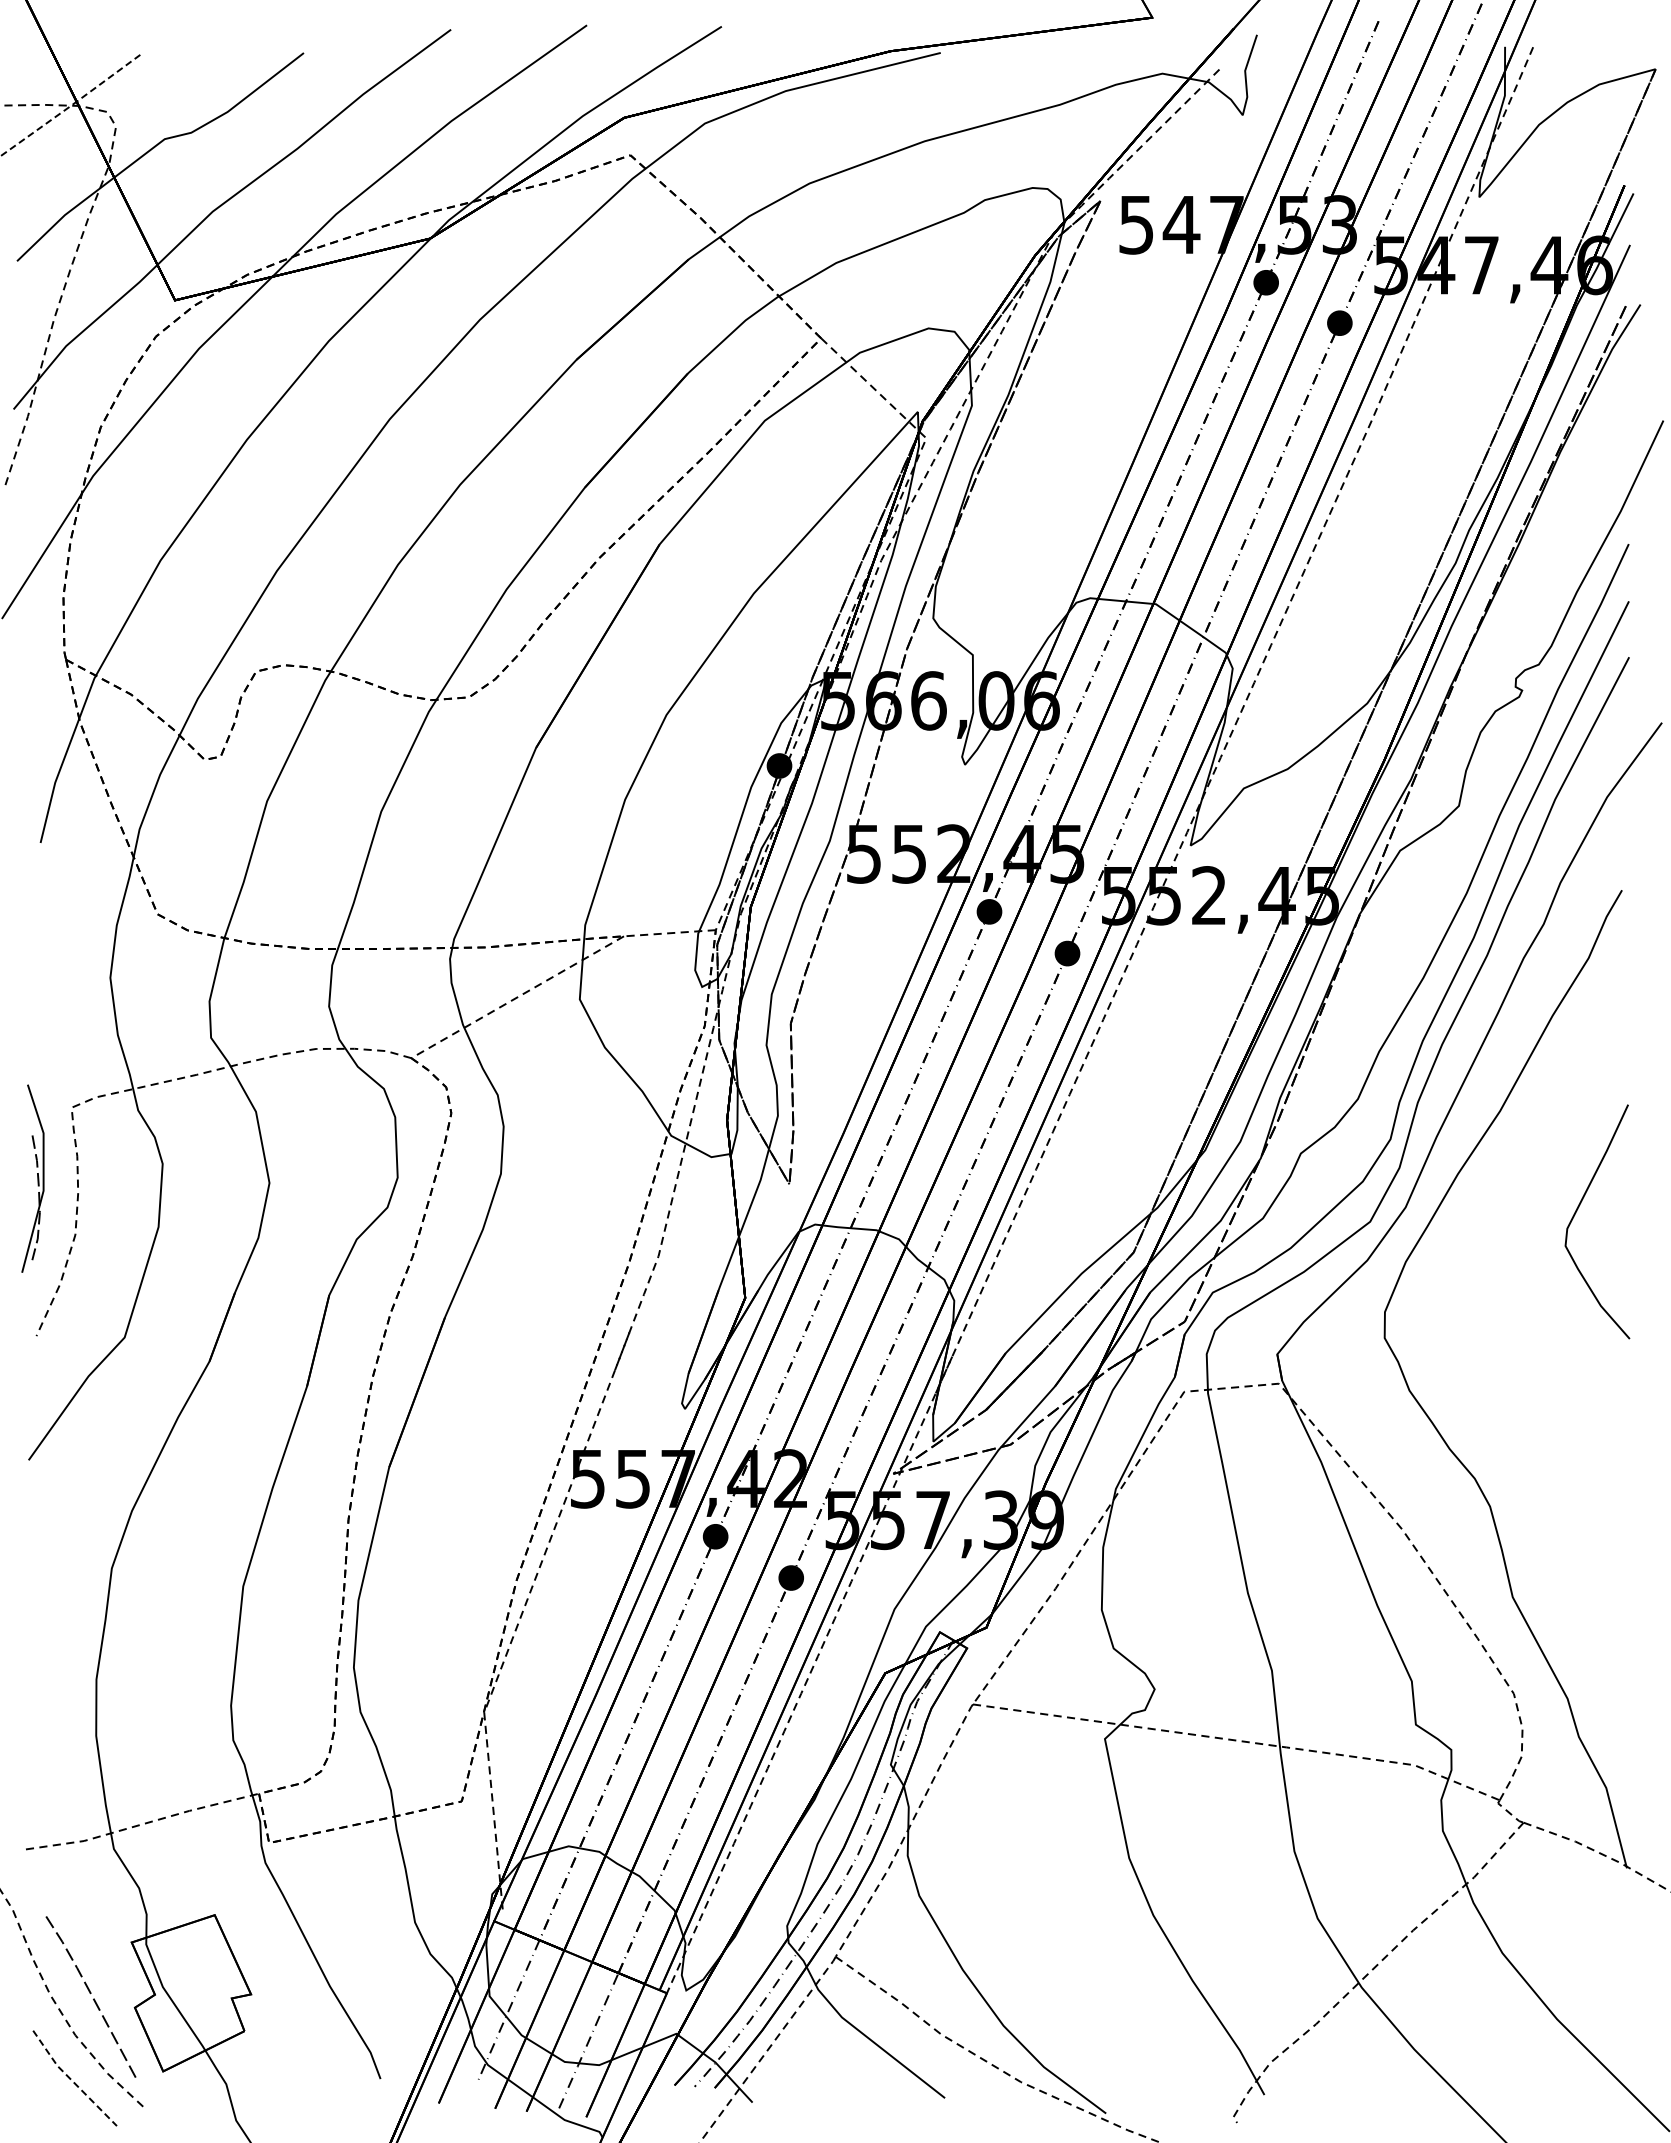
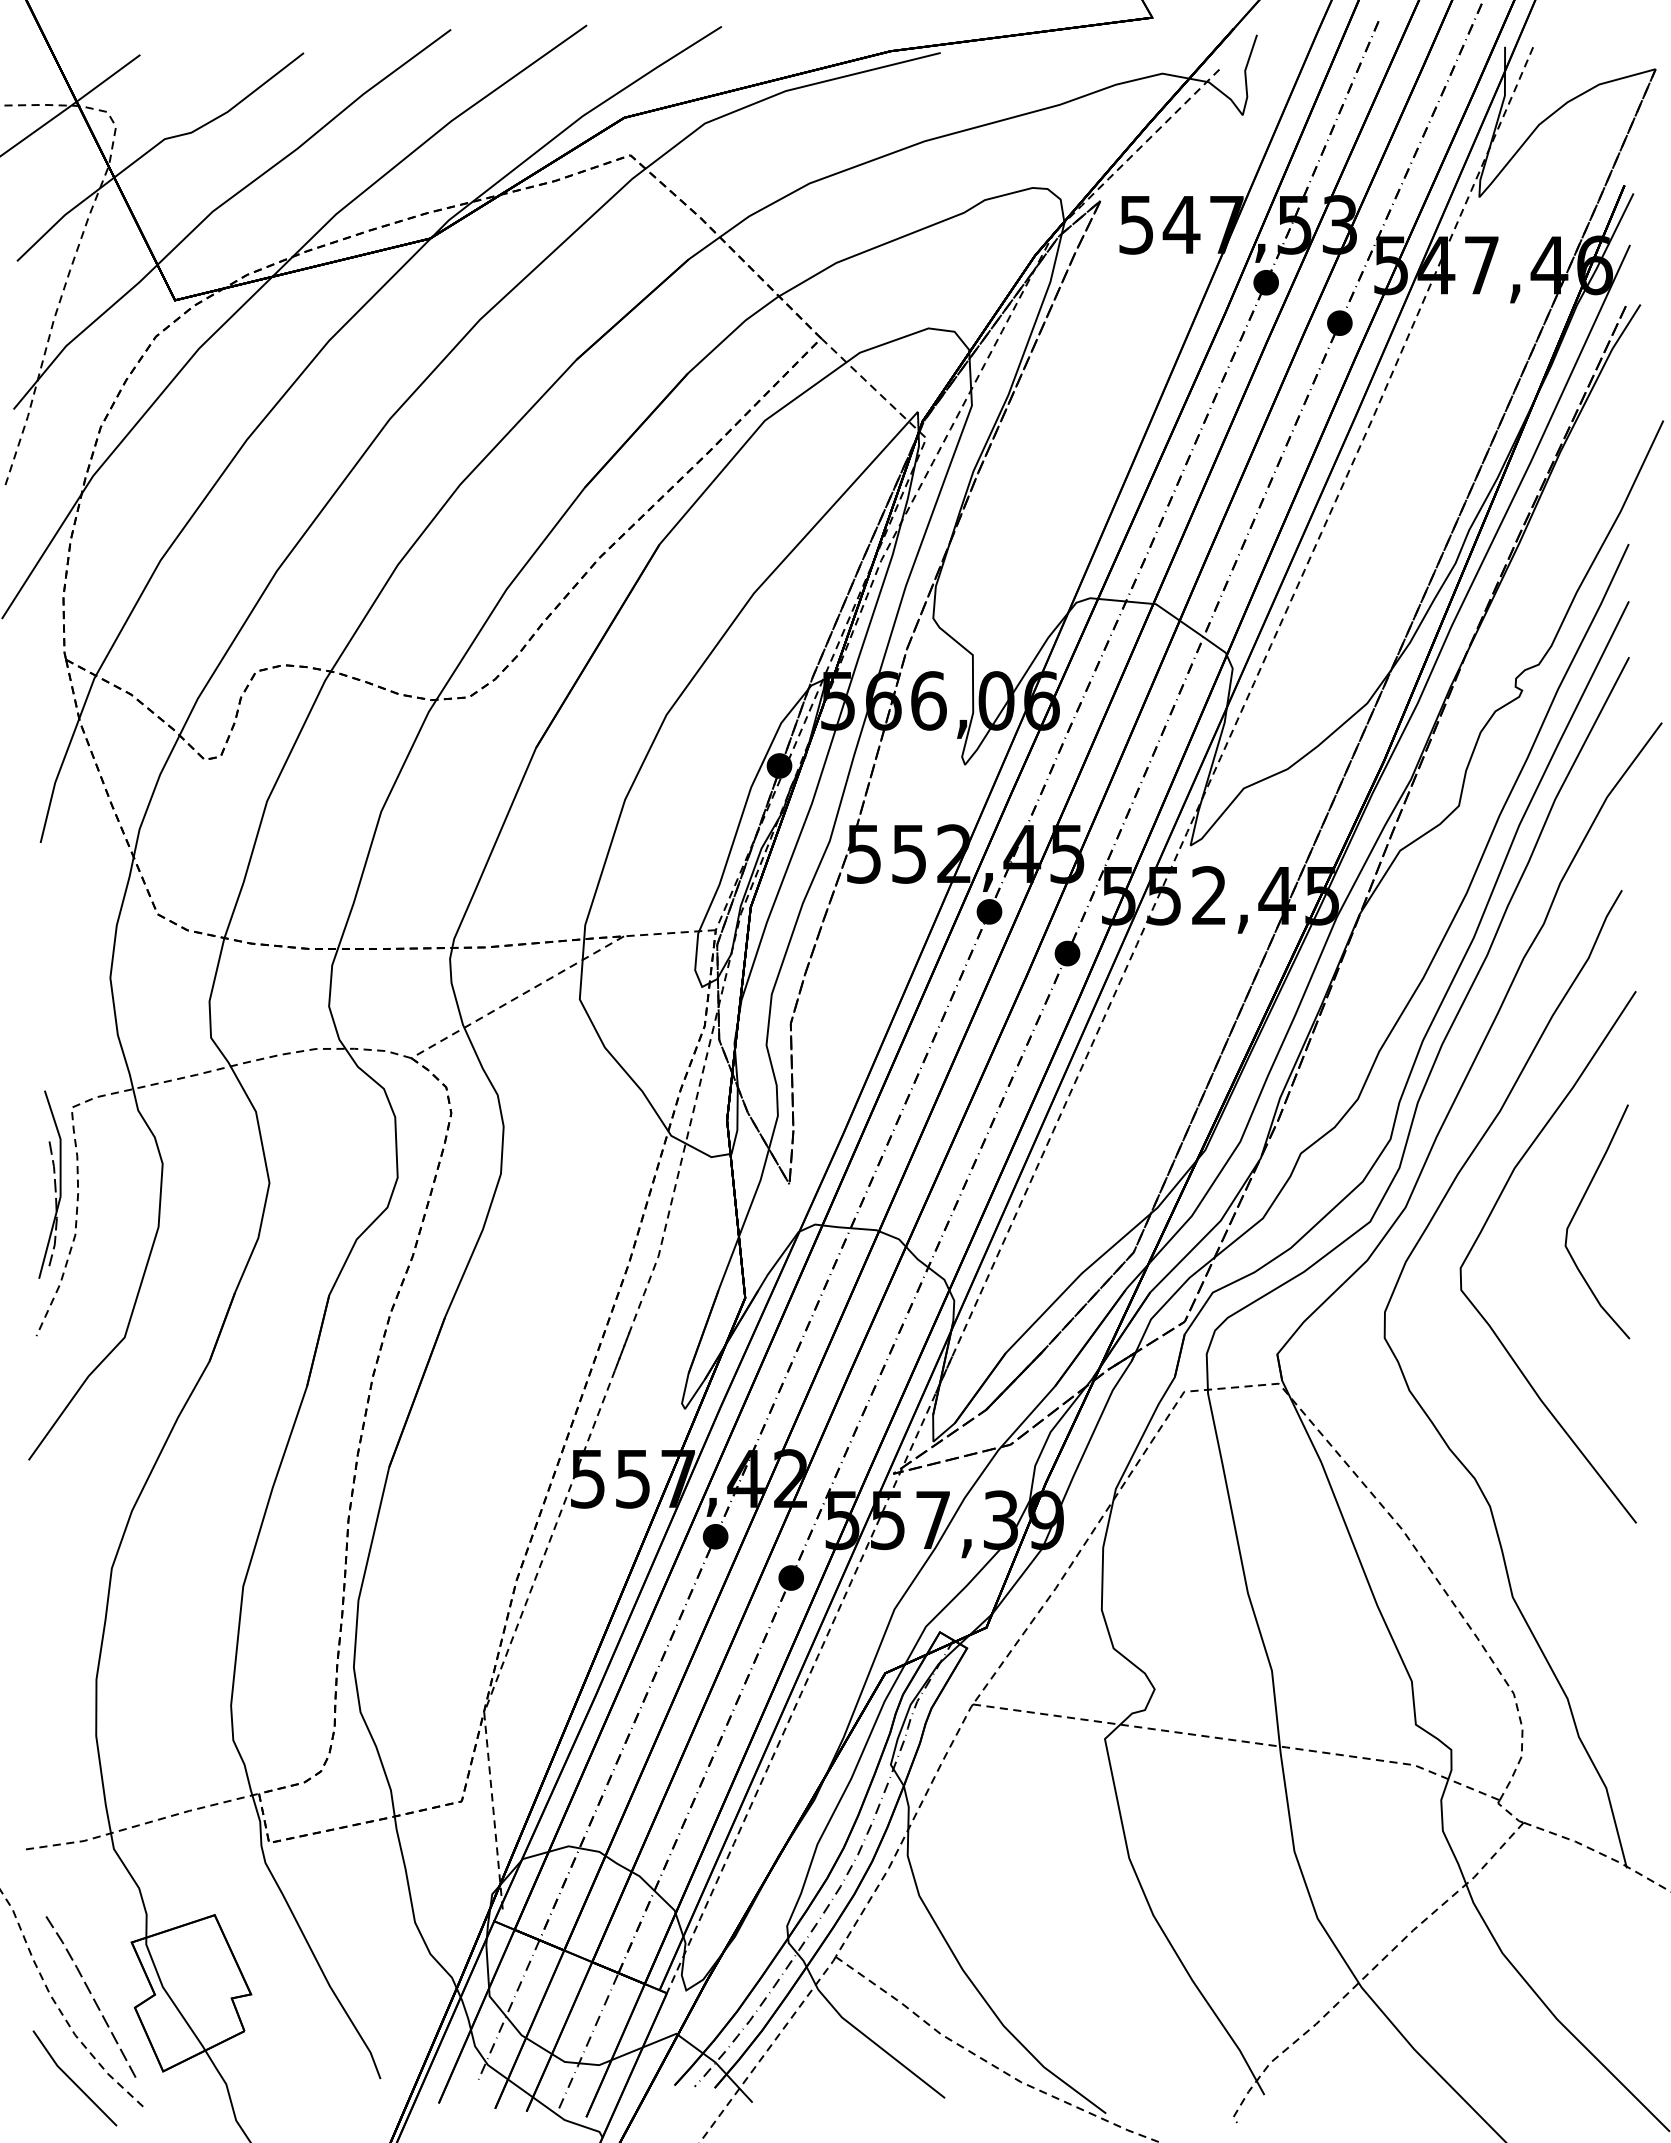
line: dashed -> solid (70, 106)
part position: (32, 1178) -> (49, 1184) (49, 1184)
curve: none -> present (1485, 1225)
line: dashed -> solid (72, 2080)
